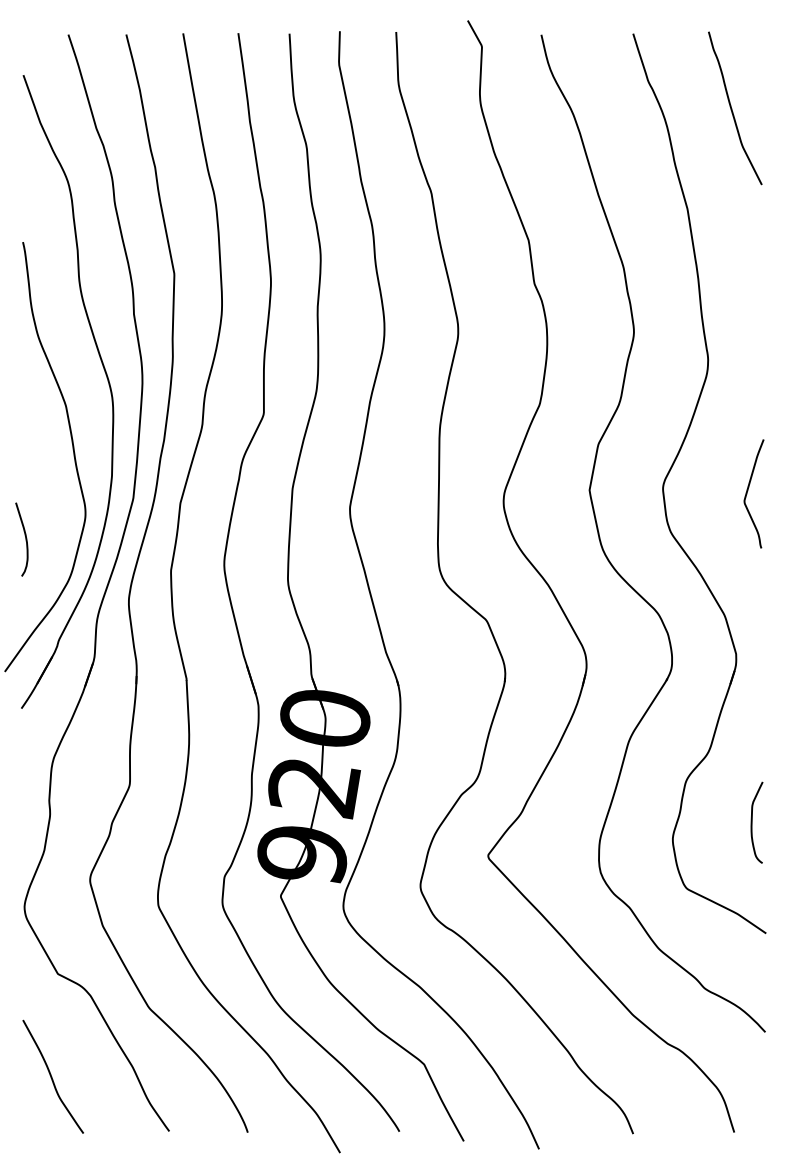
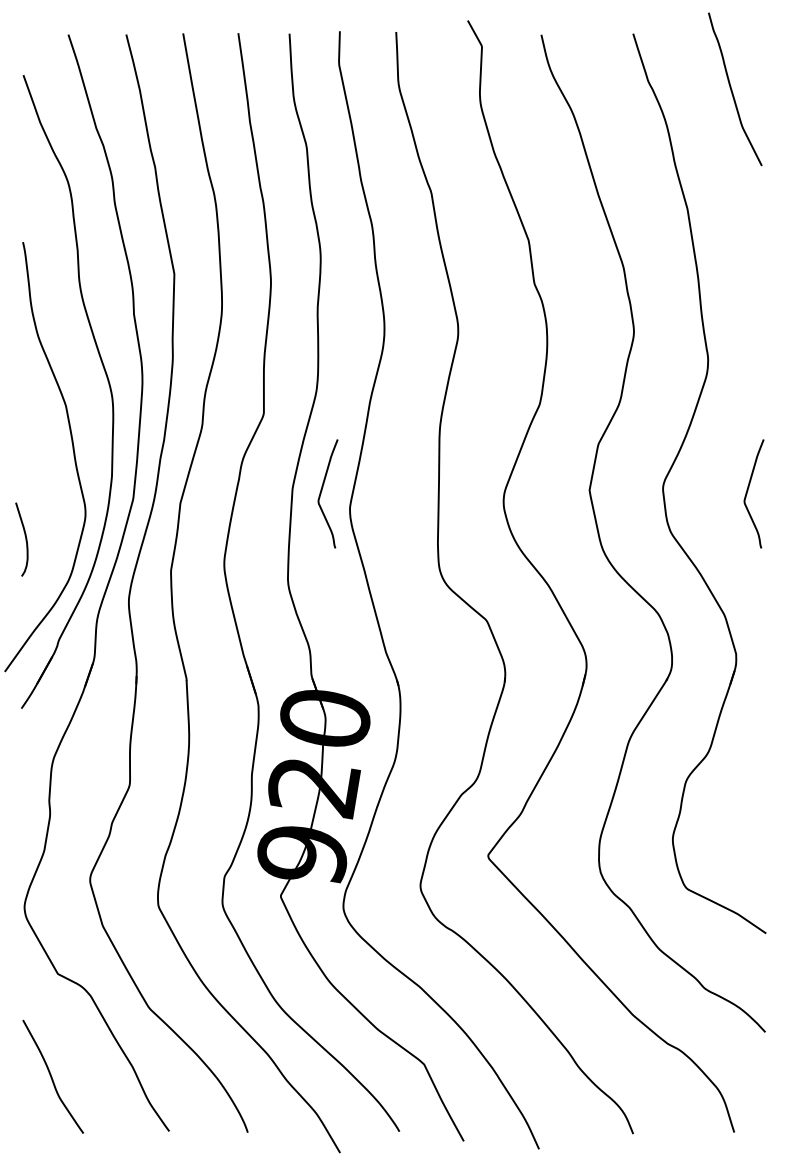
curve position: (732, 108) -> (732, 89) (732, 89)
curve: none -> present (322, 490)
curve: present -> none (752, 822)
